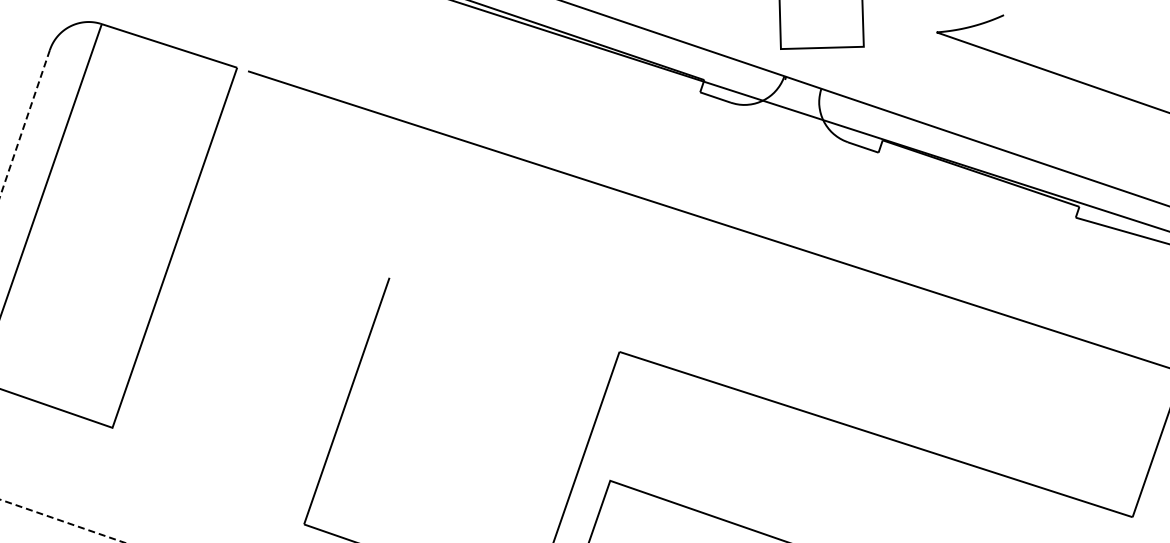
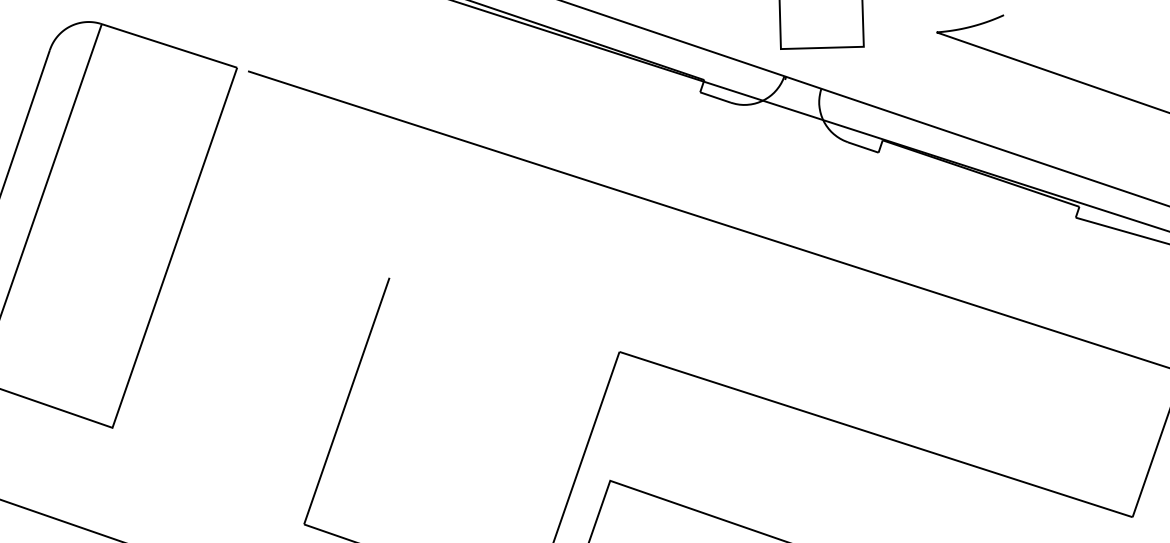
line: dashed -> solid (24, 124)
line: dashed -> solid (62, 521)
